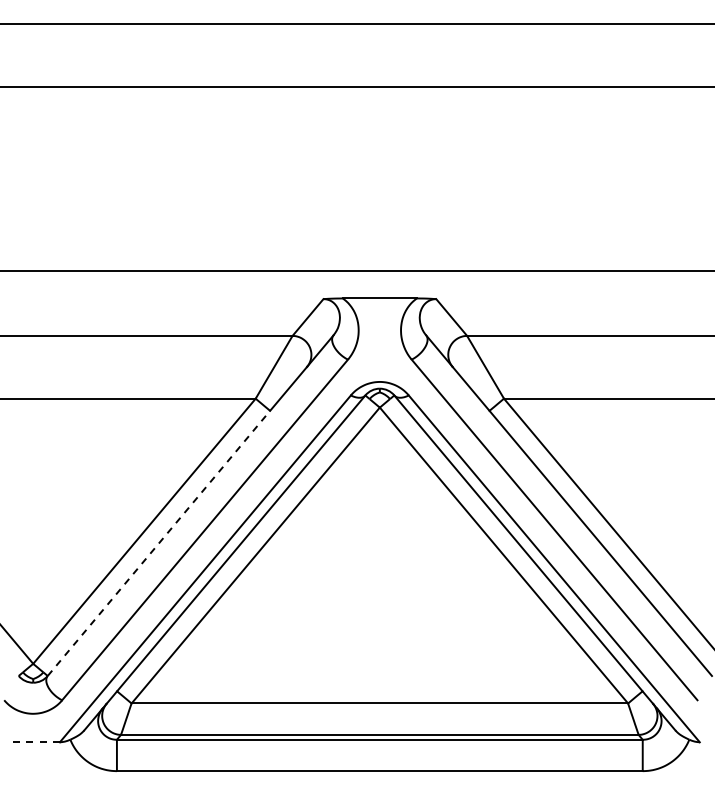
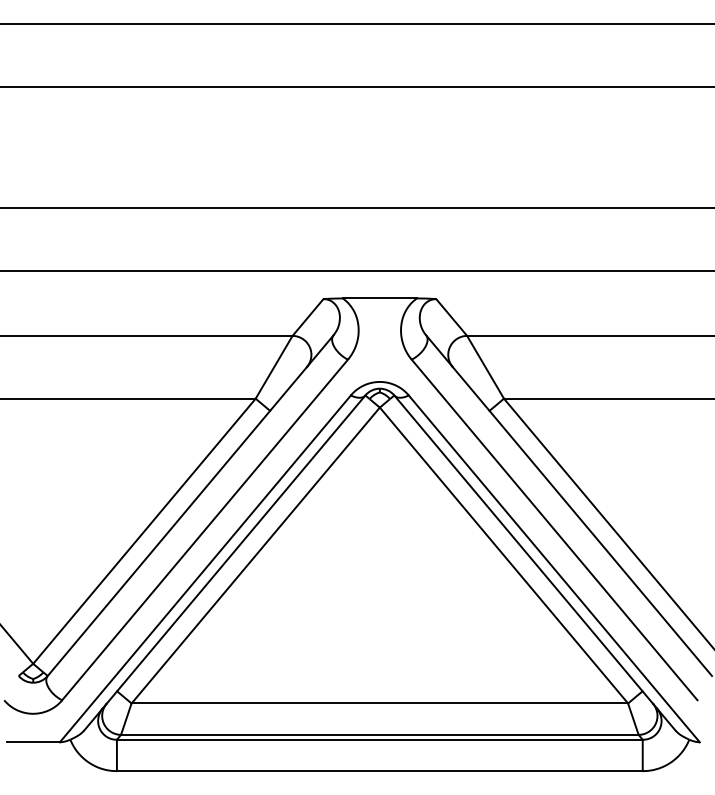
line: none -> present (356, 208)
line: dashed -> solid (159, 543)
line: dashed -> solid (33, 742)
